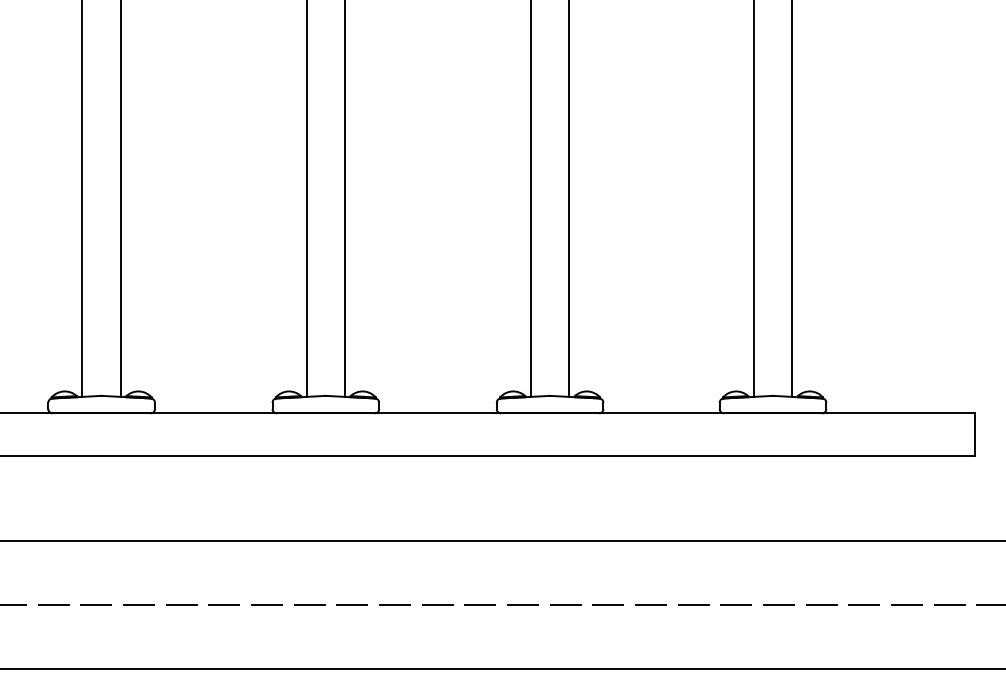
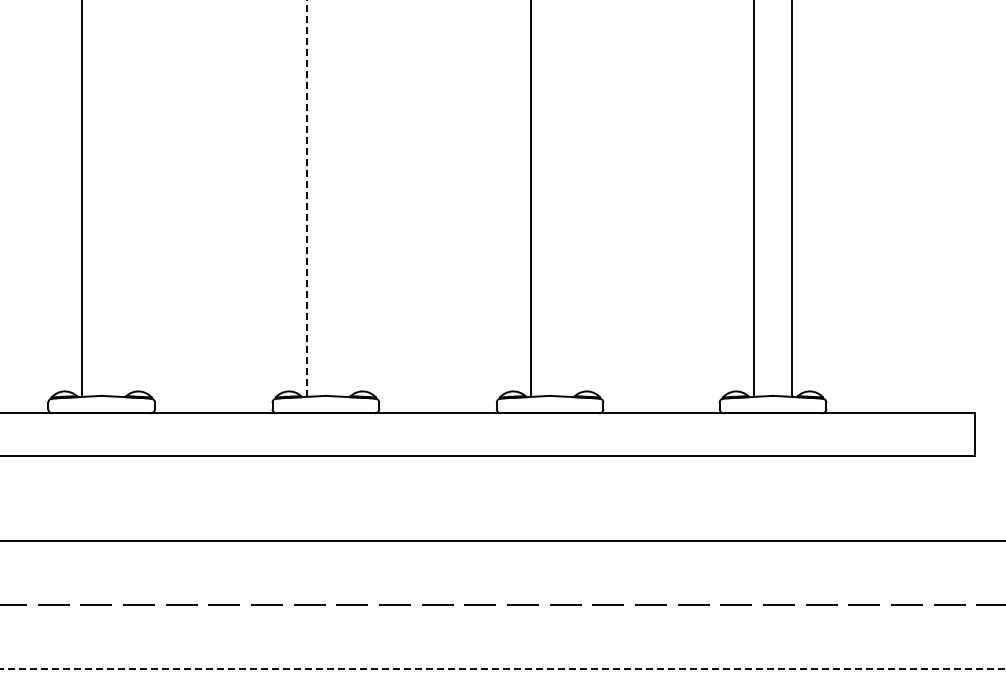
line: solid -> dashed (306, 198)
line: present -> none (120, 199)
line: present -> none (345, 199)
line: present -> none (569, 199)
line: solid -> dashed (502, 669)
